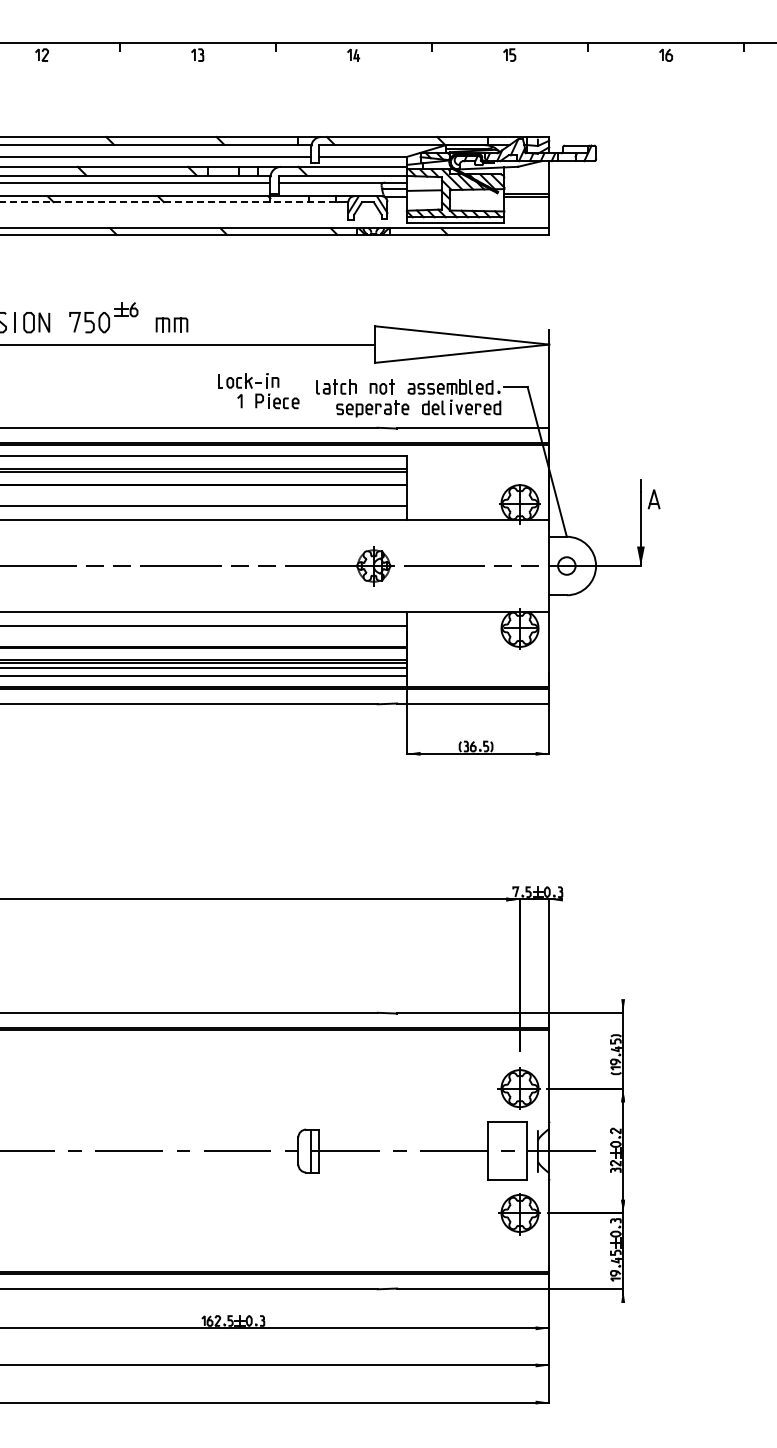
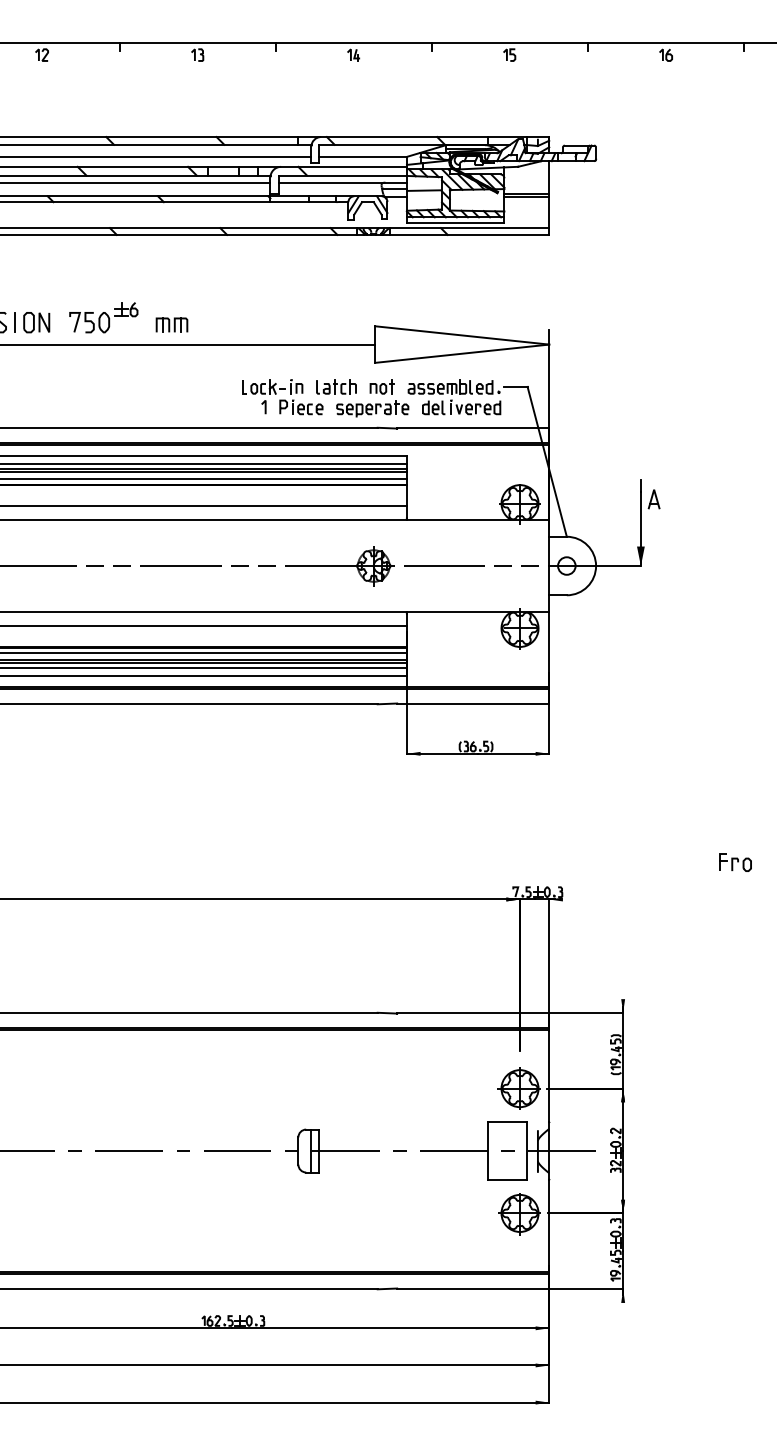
line: dashed -> solid (168, 202)
part position: (258, 391) -> (282, 397) (282, 397)
line: none -> present (204, 463)
line: none -> present (204, 479)
line: none -> present (204, 652)
part: none -> present (735, 862)
